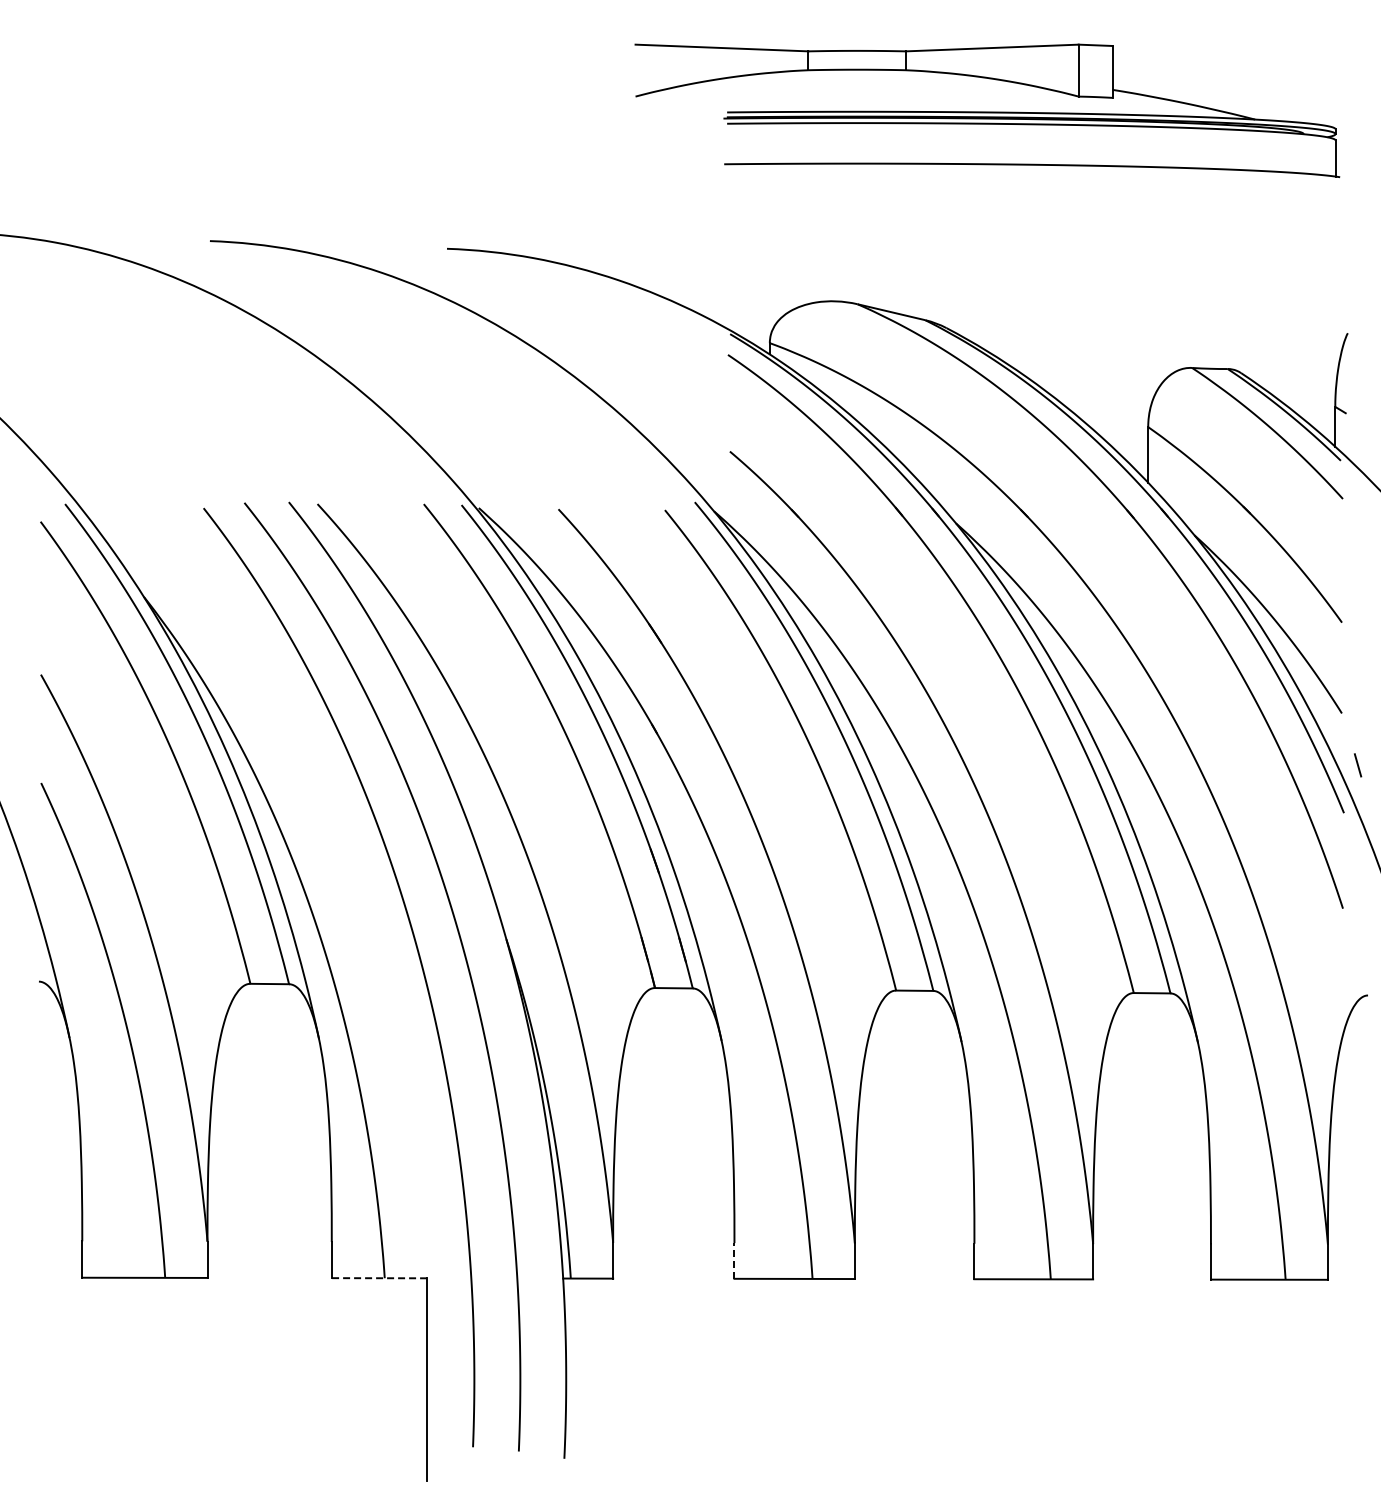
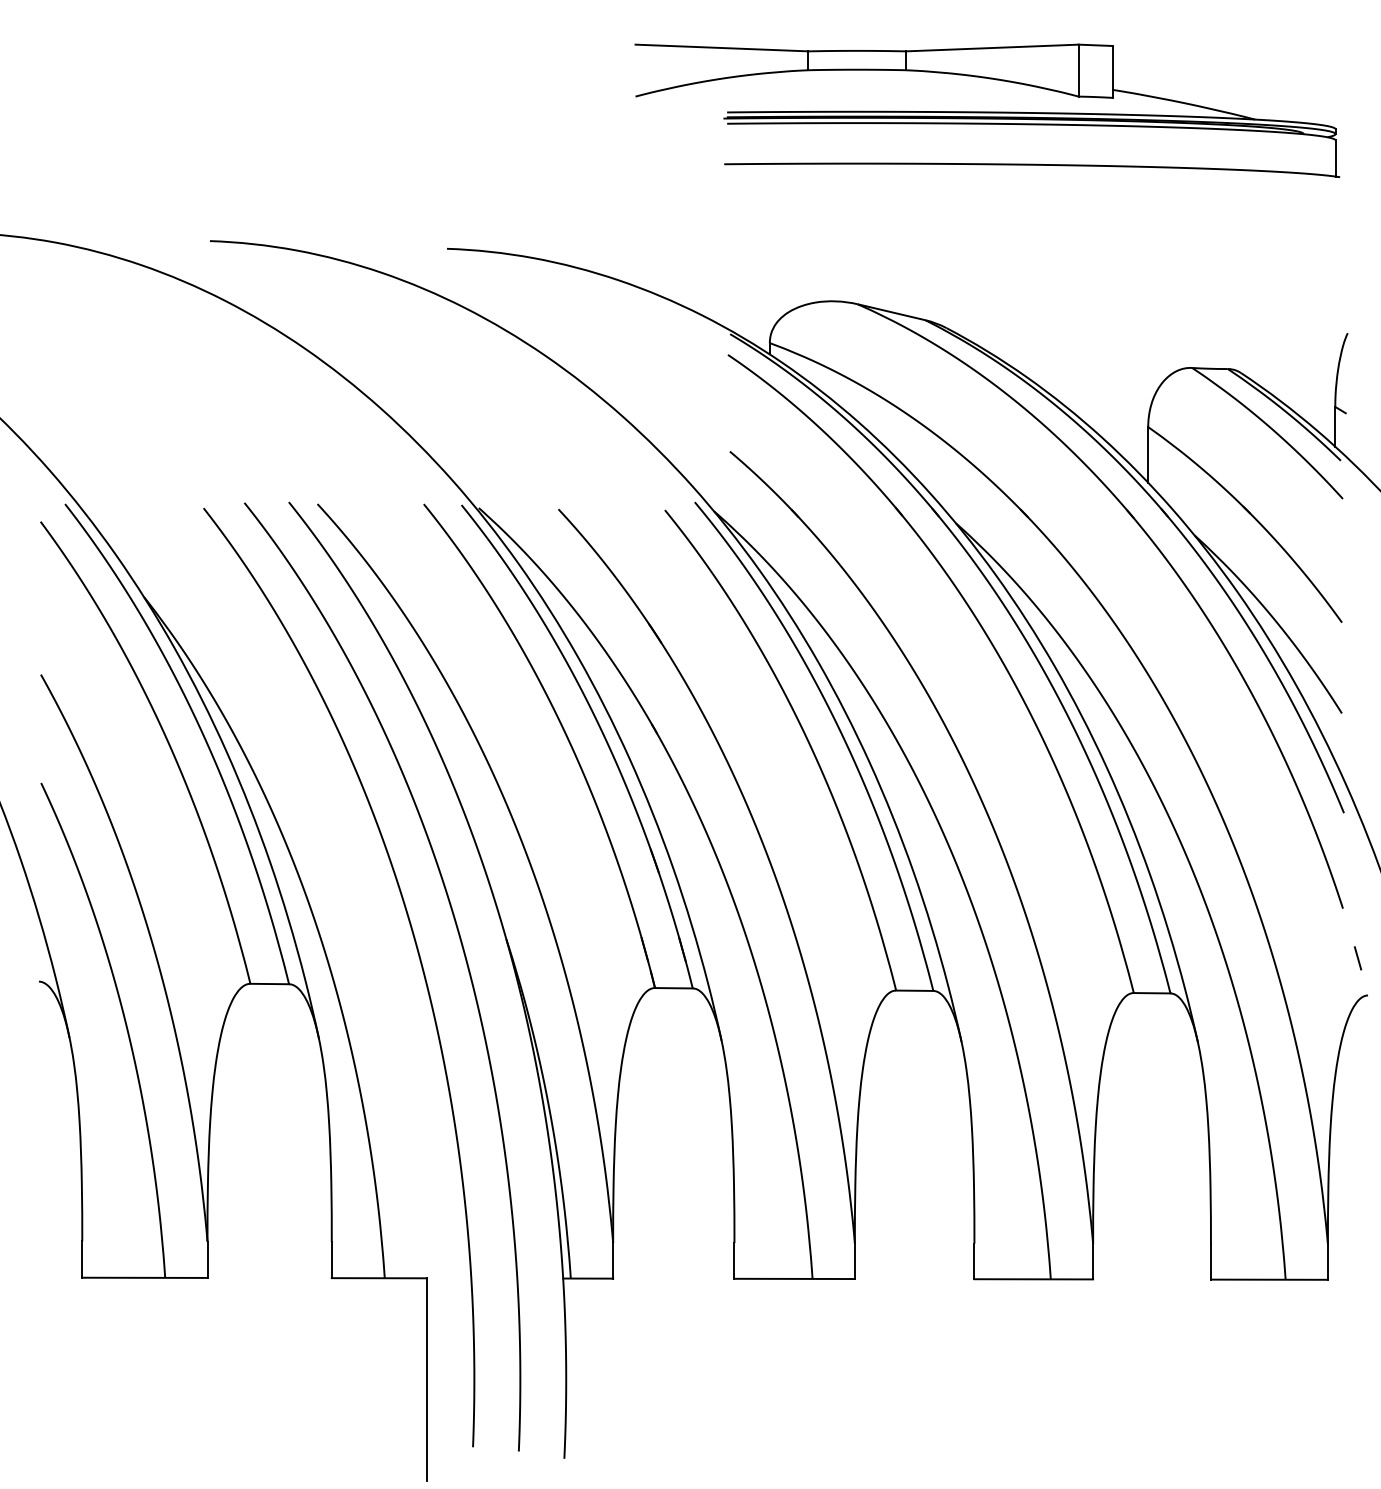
line position: (1358, 765) -> (1358, 958) (1358, 958)
line: dashed -> solid (734, 1260)
line: dashed -> solid (379, 1278)
